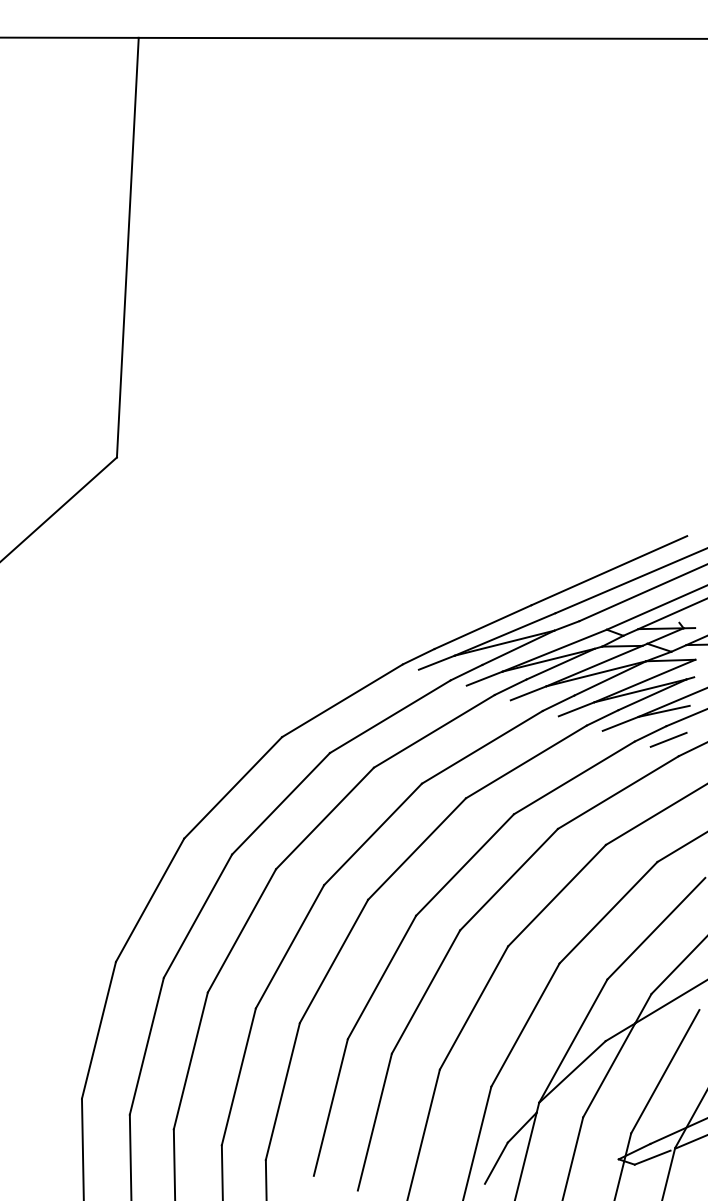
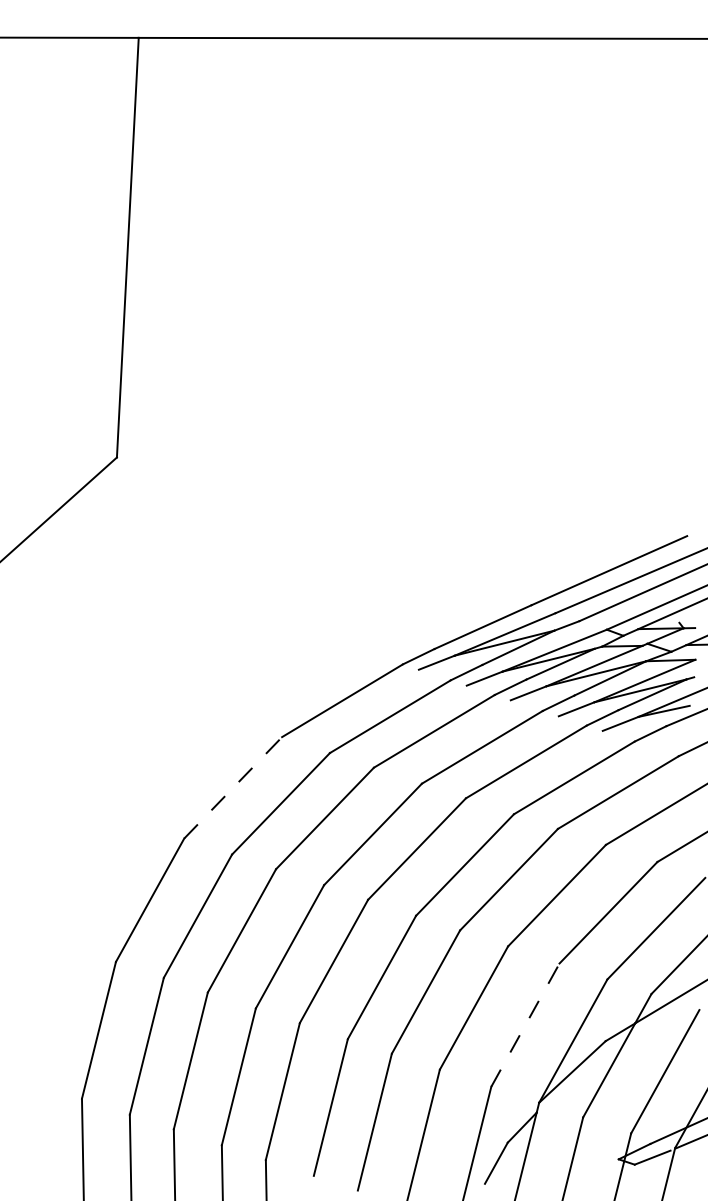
line: present -> none (668, 739)
line: solid -> dashed (233, 787)
line: solid -> dashed (525, 1024)
